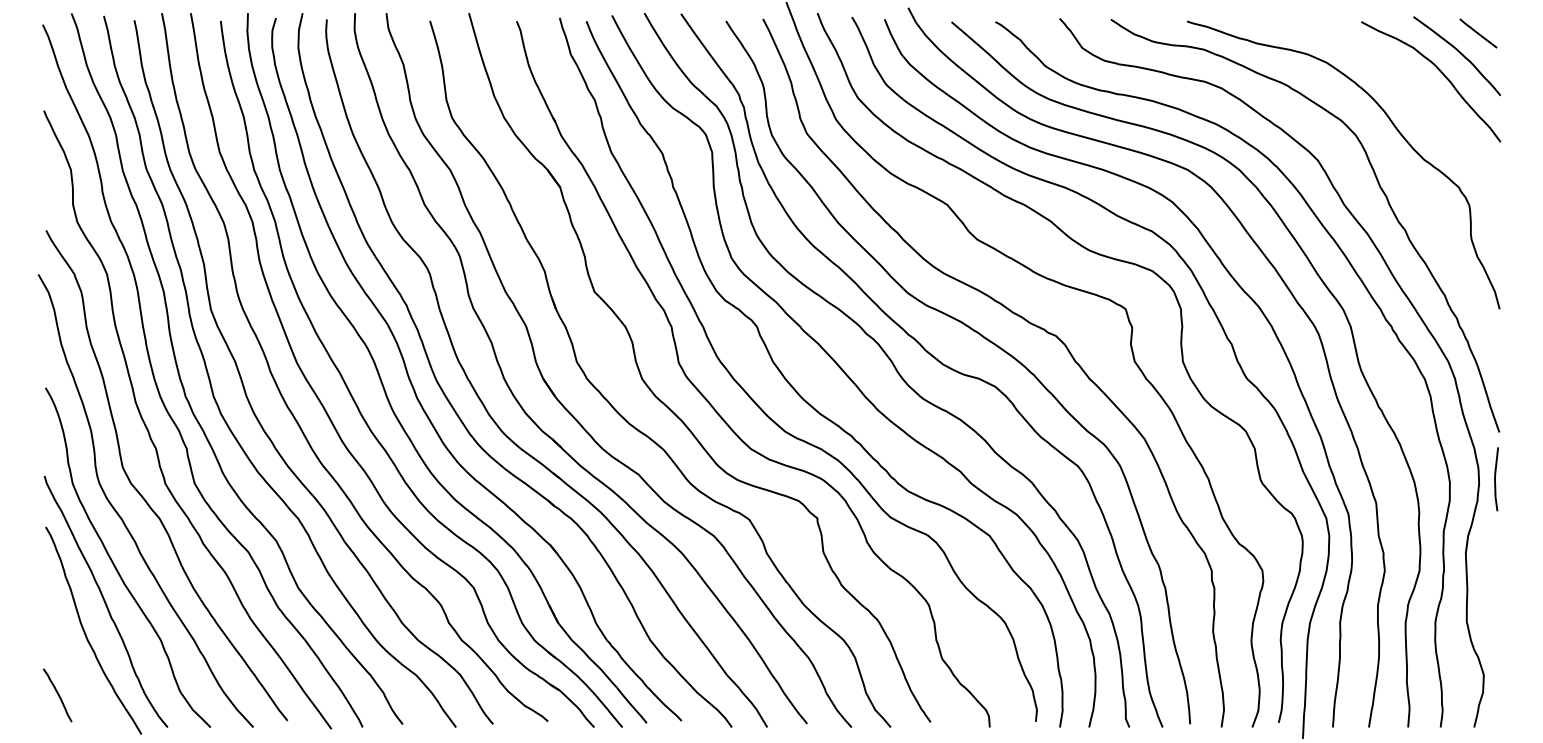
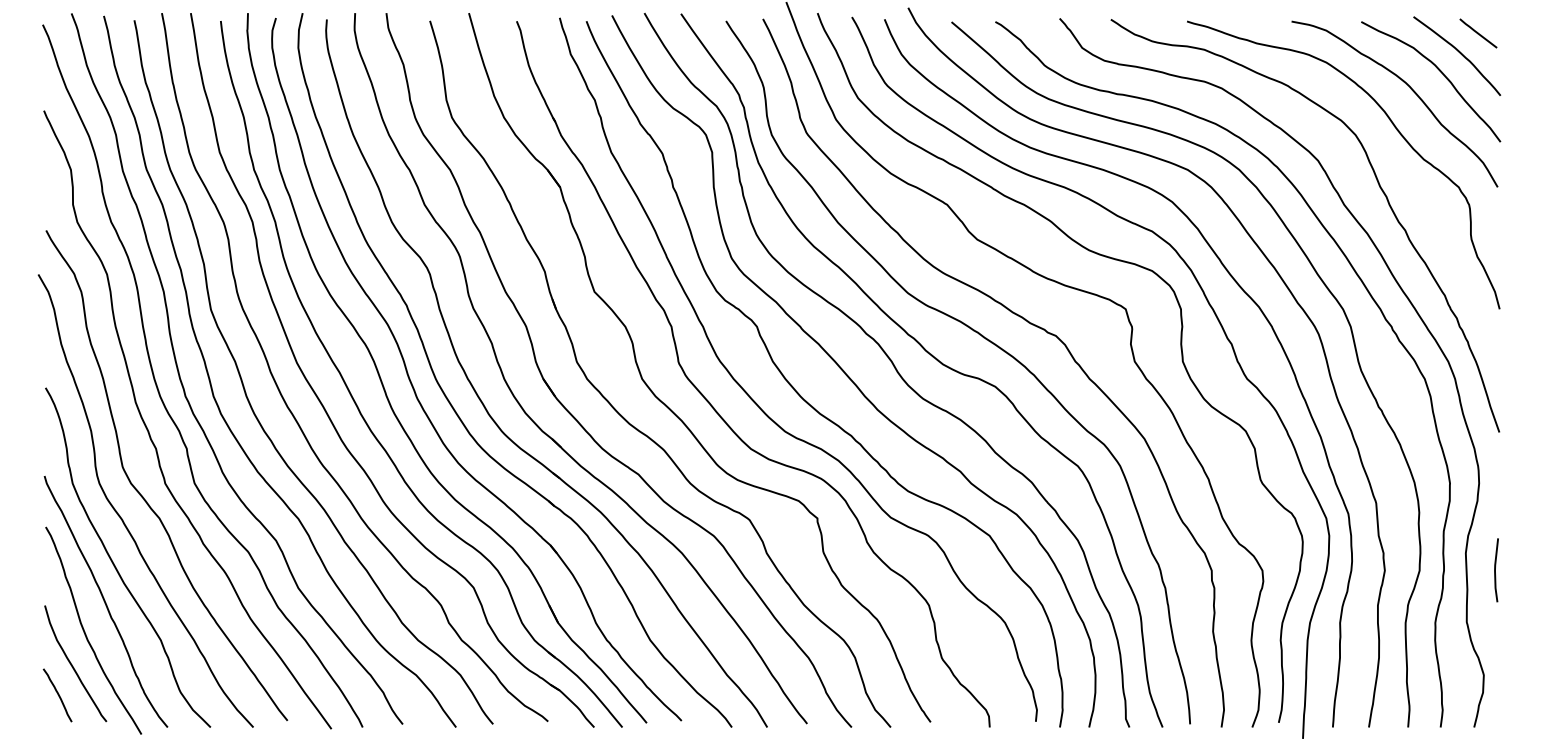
curve: none -> present (1411, 90)
line position: (1495, 479) -> (1495, 570) (1495, 570)
curve: none -> present (72, 664)
